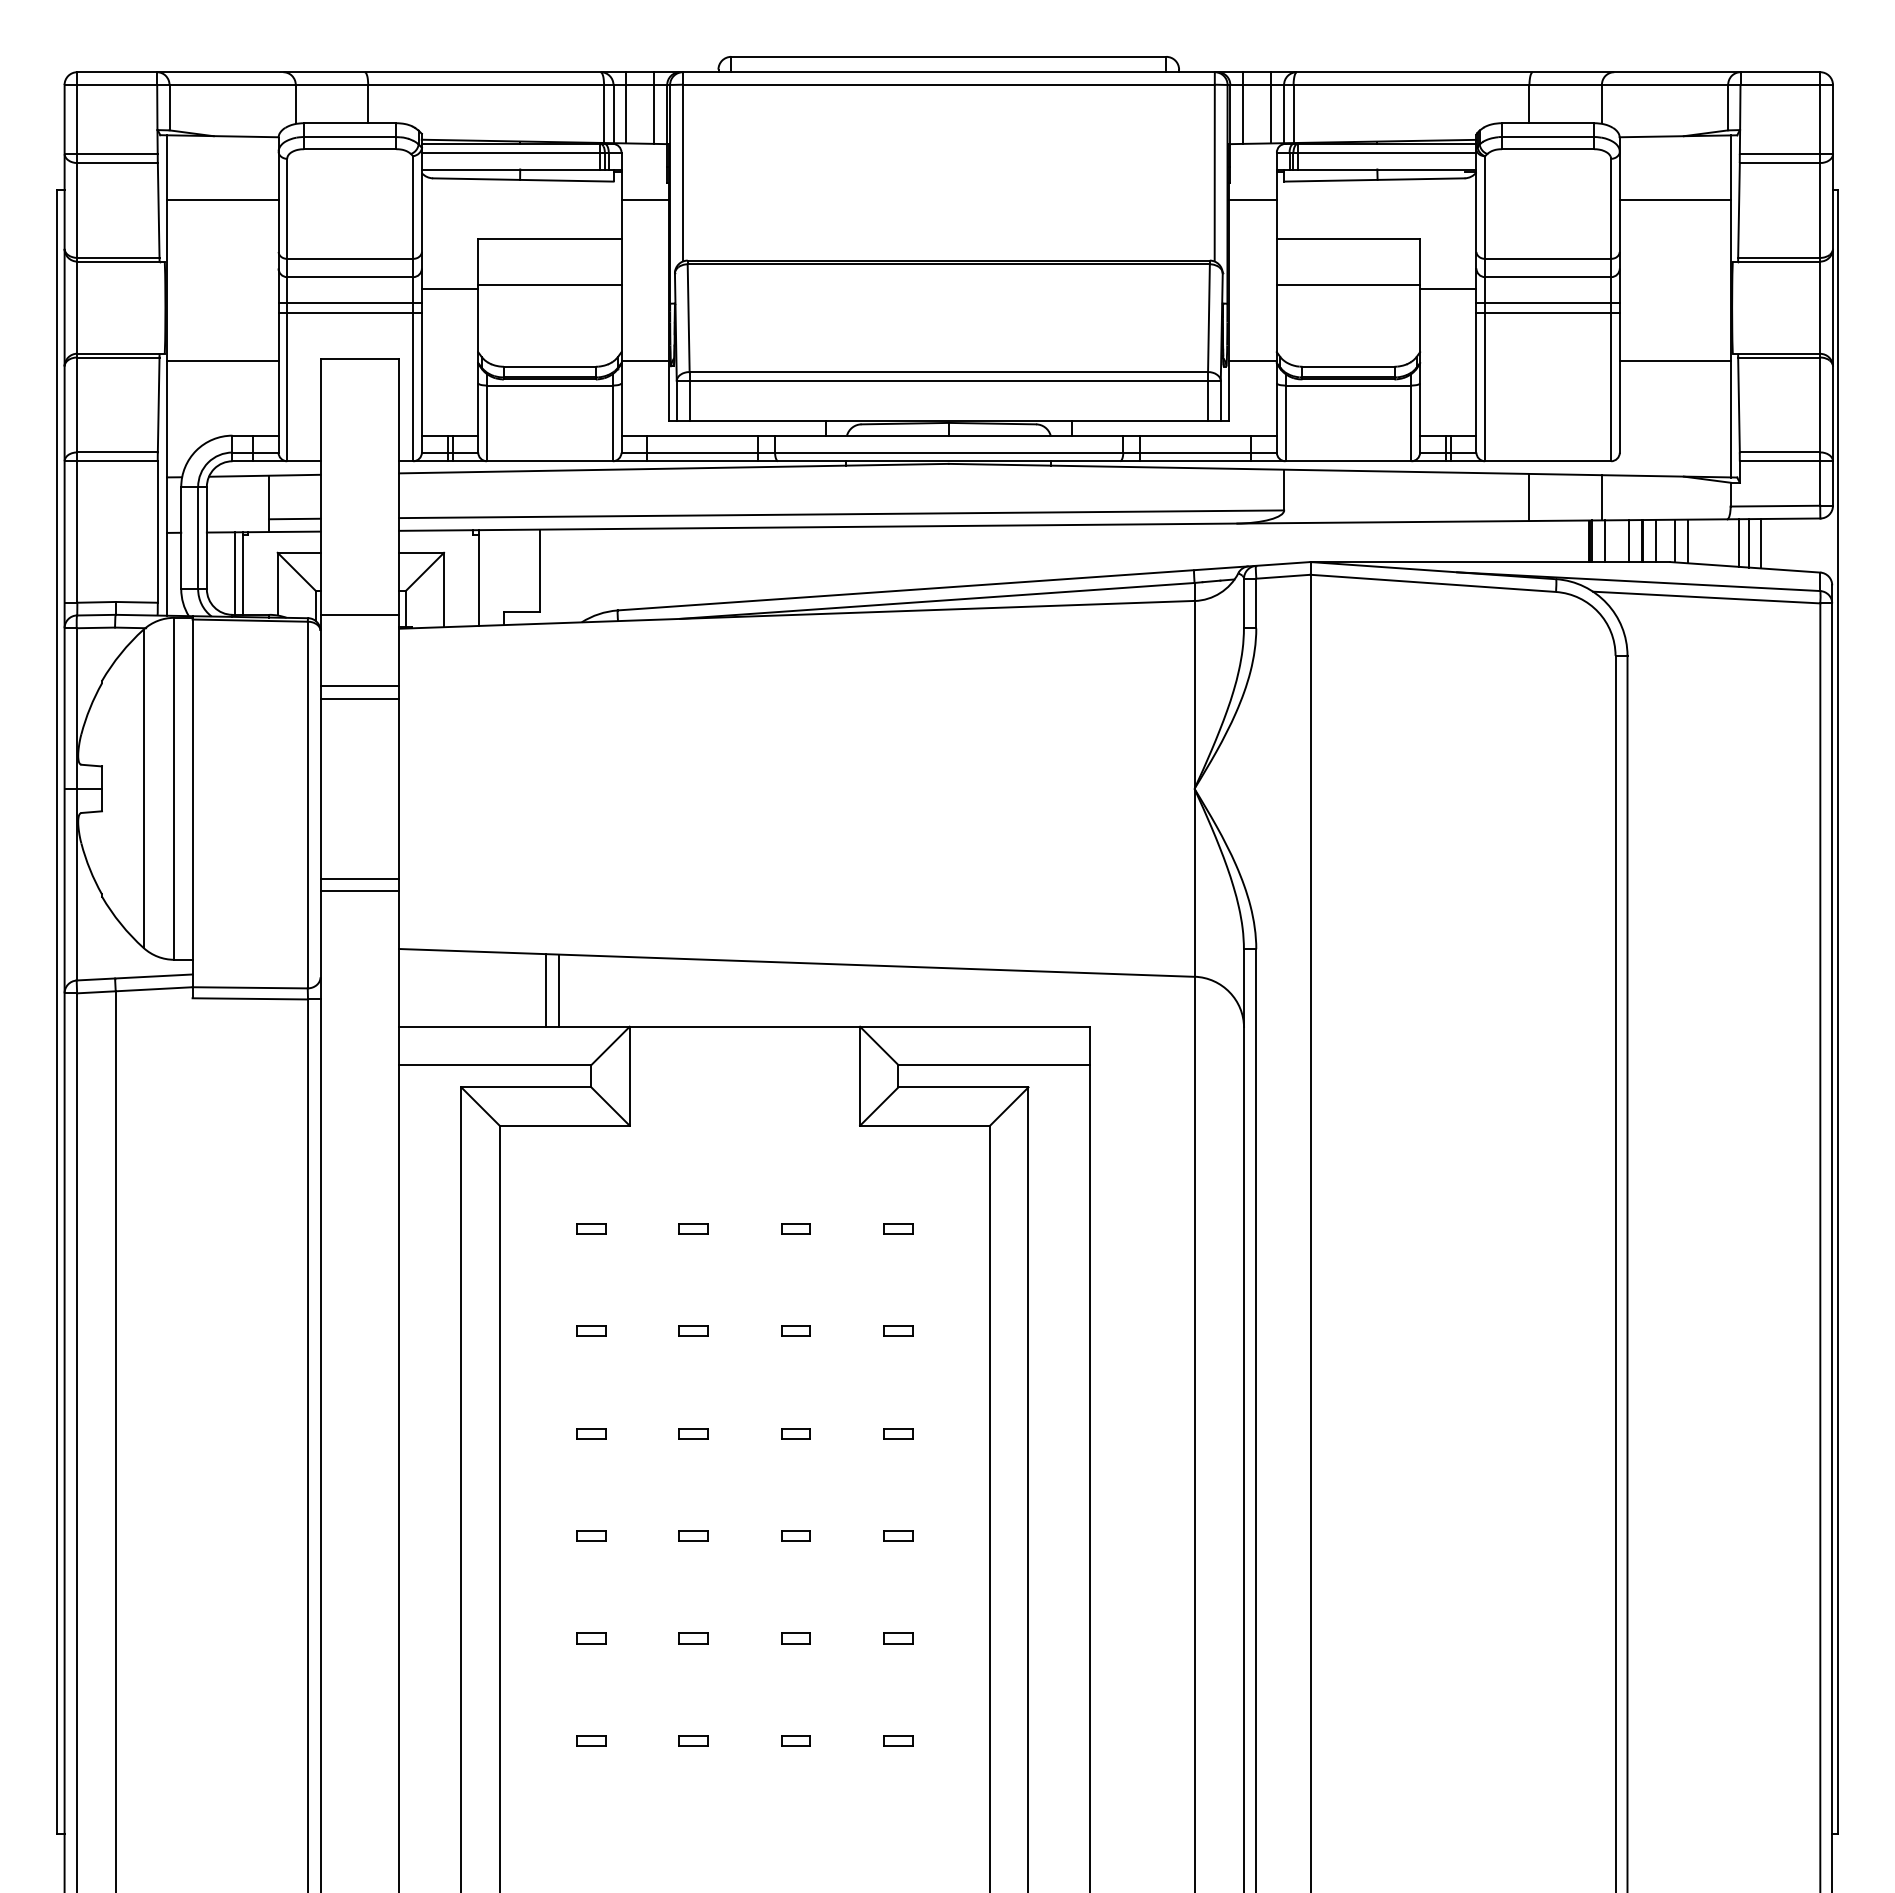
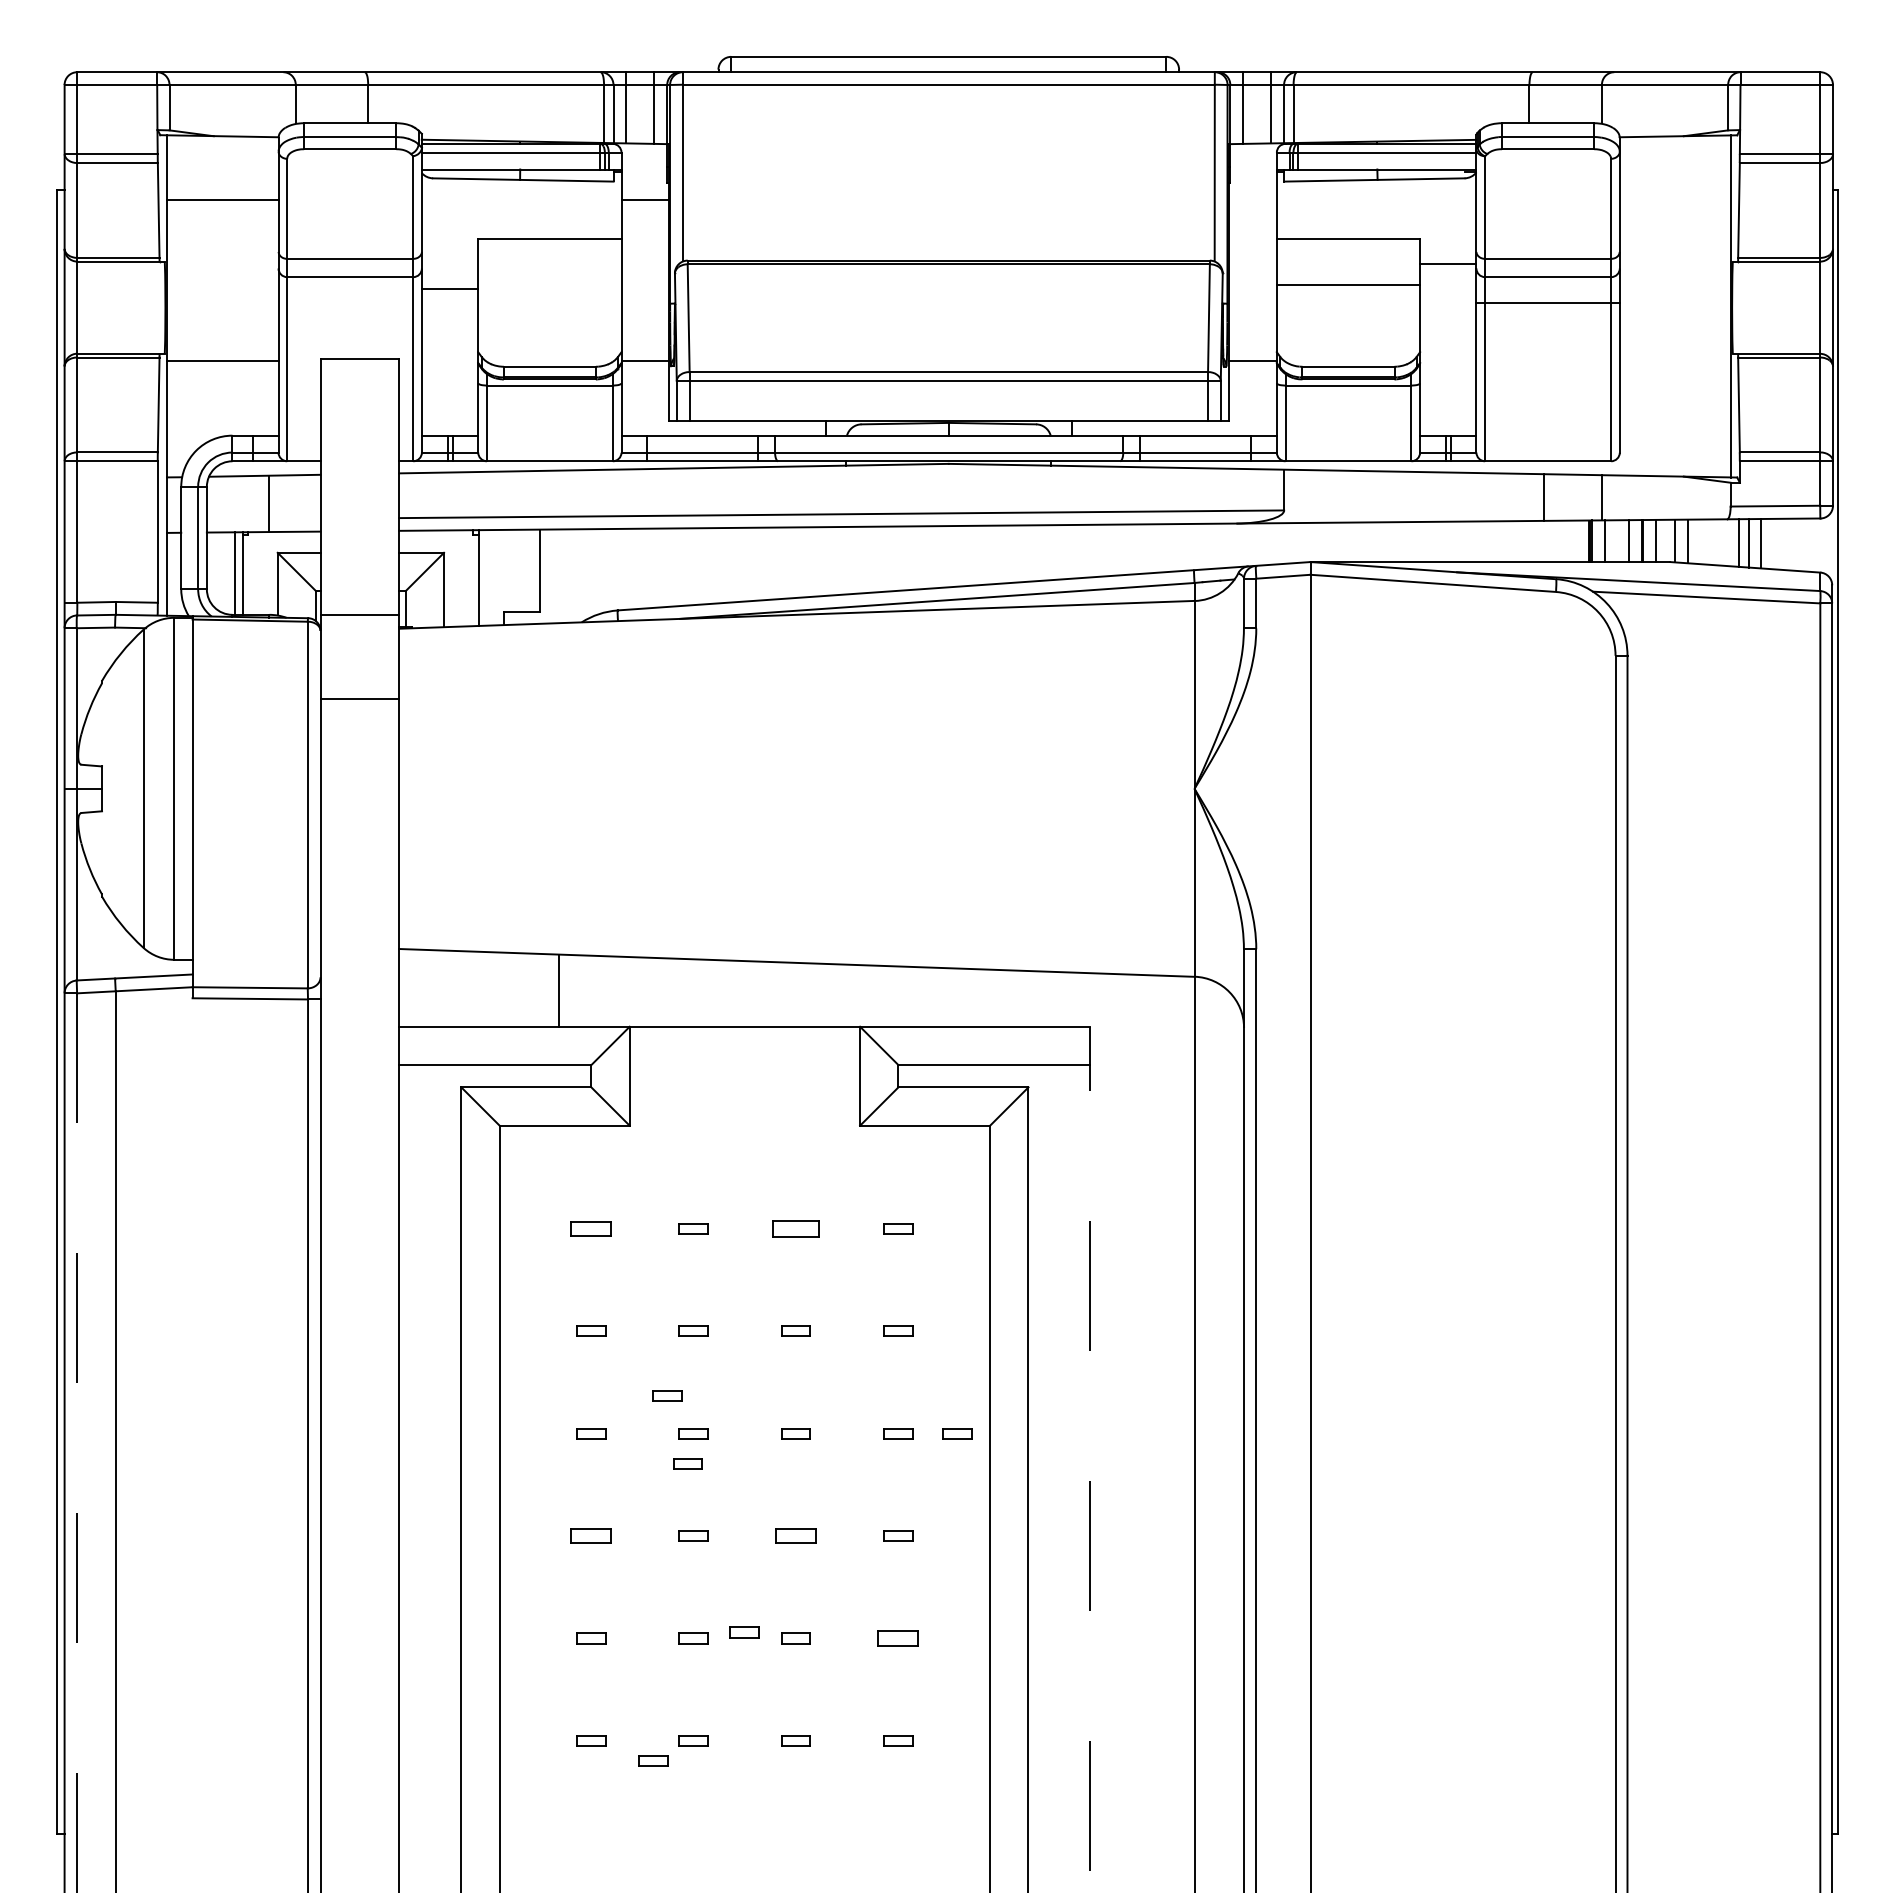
line: present -> none (1252, 200)
line: present -> none (1674, 200)
line: present -> none (549, 285)
line position: (1448, 289) -> (1448, 264) (1448, 264)
line: present -> none (349, 302)
line: present -> none (349, 312)
line: present -> none (1547, 312)
line: present -> none (1674, 361)
line position: (1529, 497) -> (1544, 497) (1544, 497)
line: present -> none (294, 518)
line: present -> none (359, 686)
line: present -> none (359, 878)
line: present -> none (359, 891)
line: present -> none (546, 990)
part size: 31x12 px -> 42x16 px (590, 1228)
part size: 30x12 px -> 48x18 px (795, 1228)
part: none -> present (667, 1395)
part: none -> present (957, 1433)
line: solid -> dashed (77, 1442)
line: solid -> dashed (1090, 1459)
part: none -> present (687, 1463)
part size: 31x12 px -> 42x16 px (590, 1535)
part size: 30x12 px -> 42x16 px (795, 1535)
part: none -> present (744, 1632)
part size: 31x13 px -> 42x17 px (897, 1638)
part: none -> present (653, 1760)
